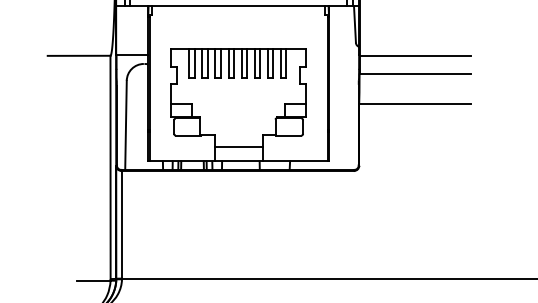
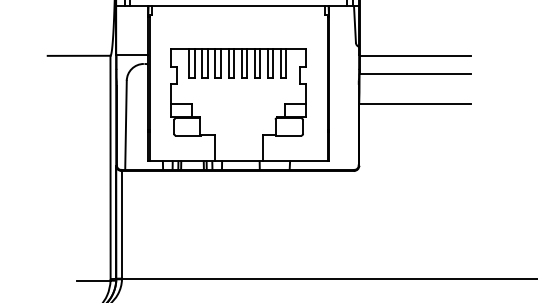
line: present -> none (238, 146)
